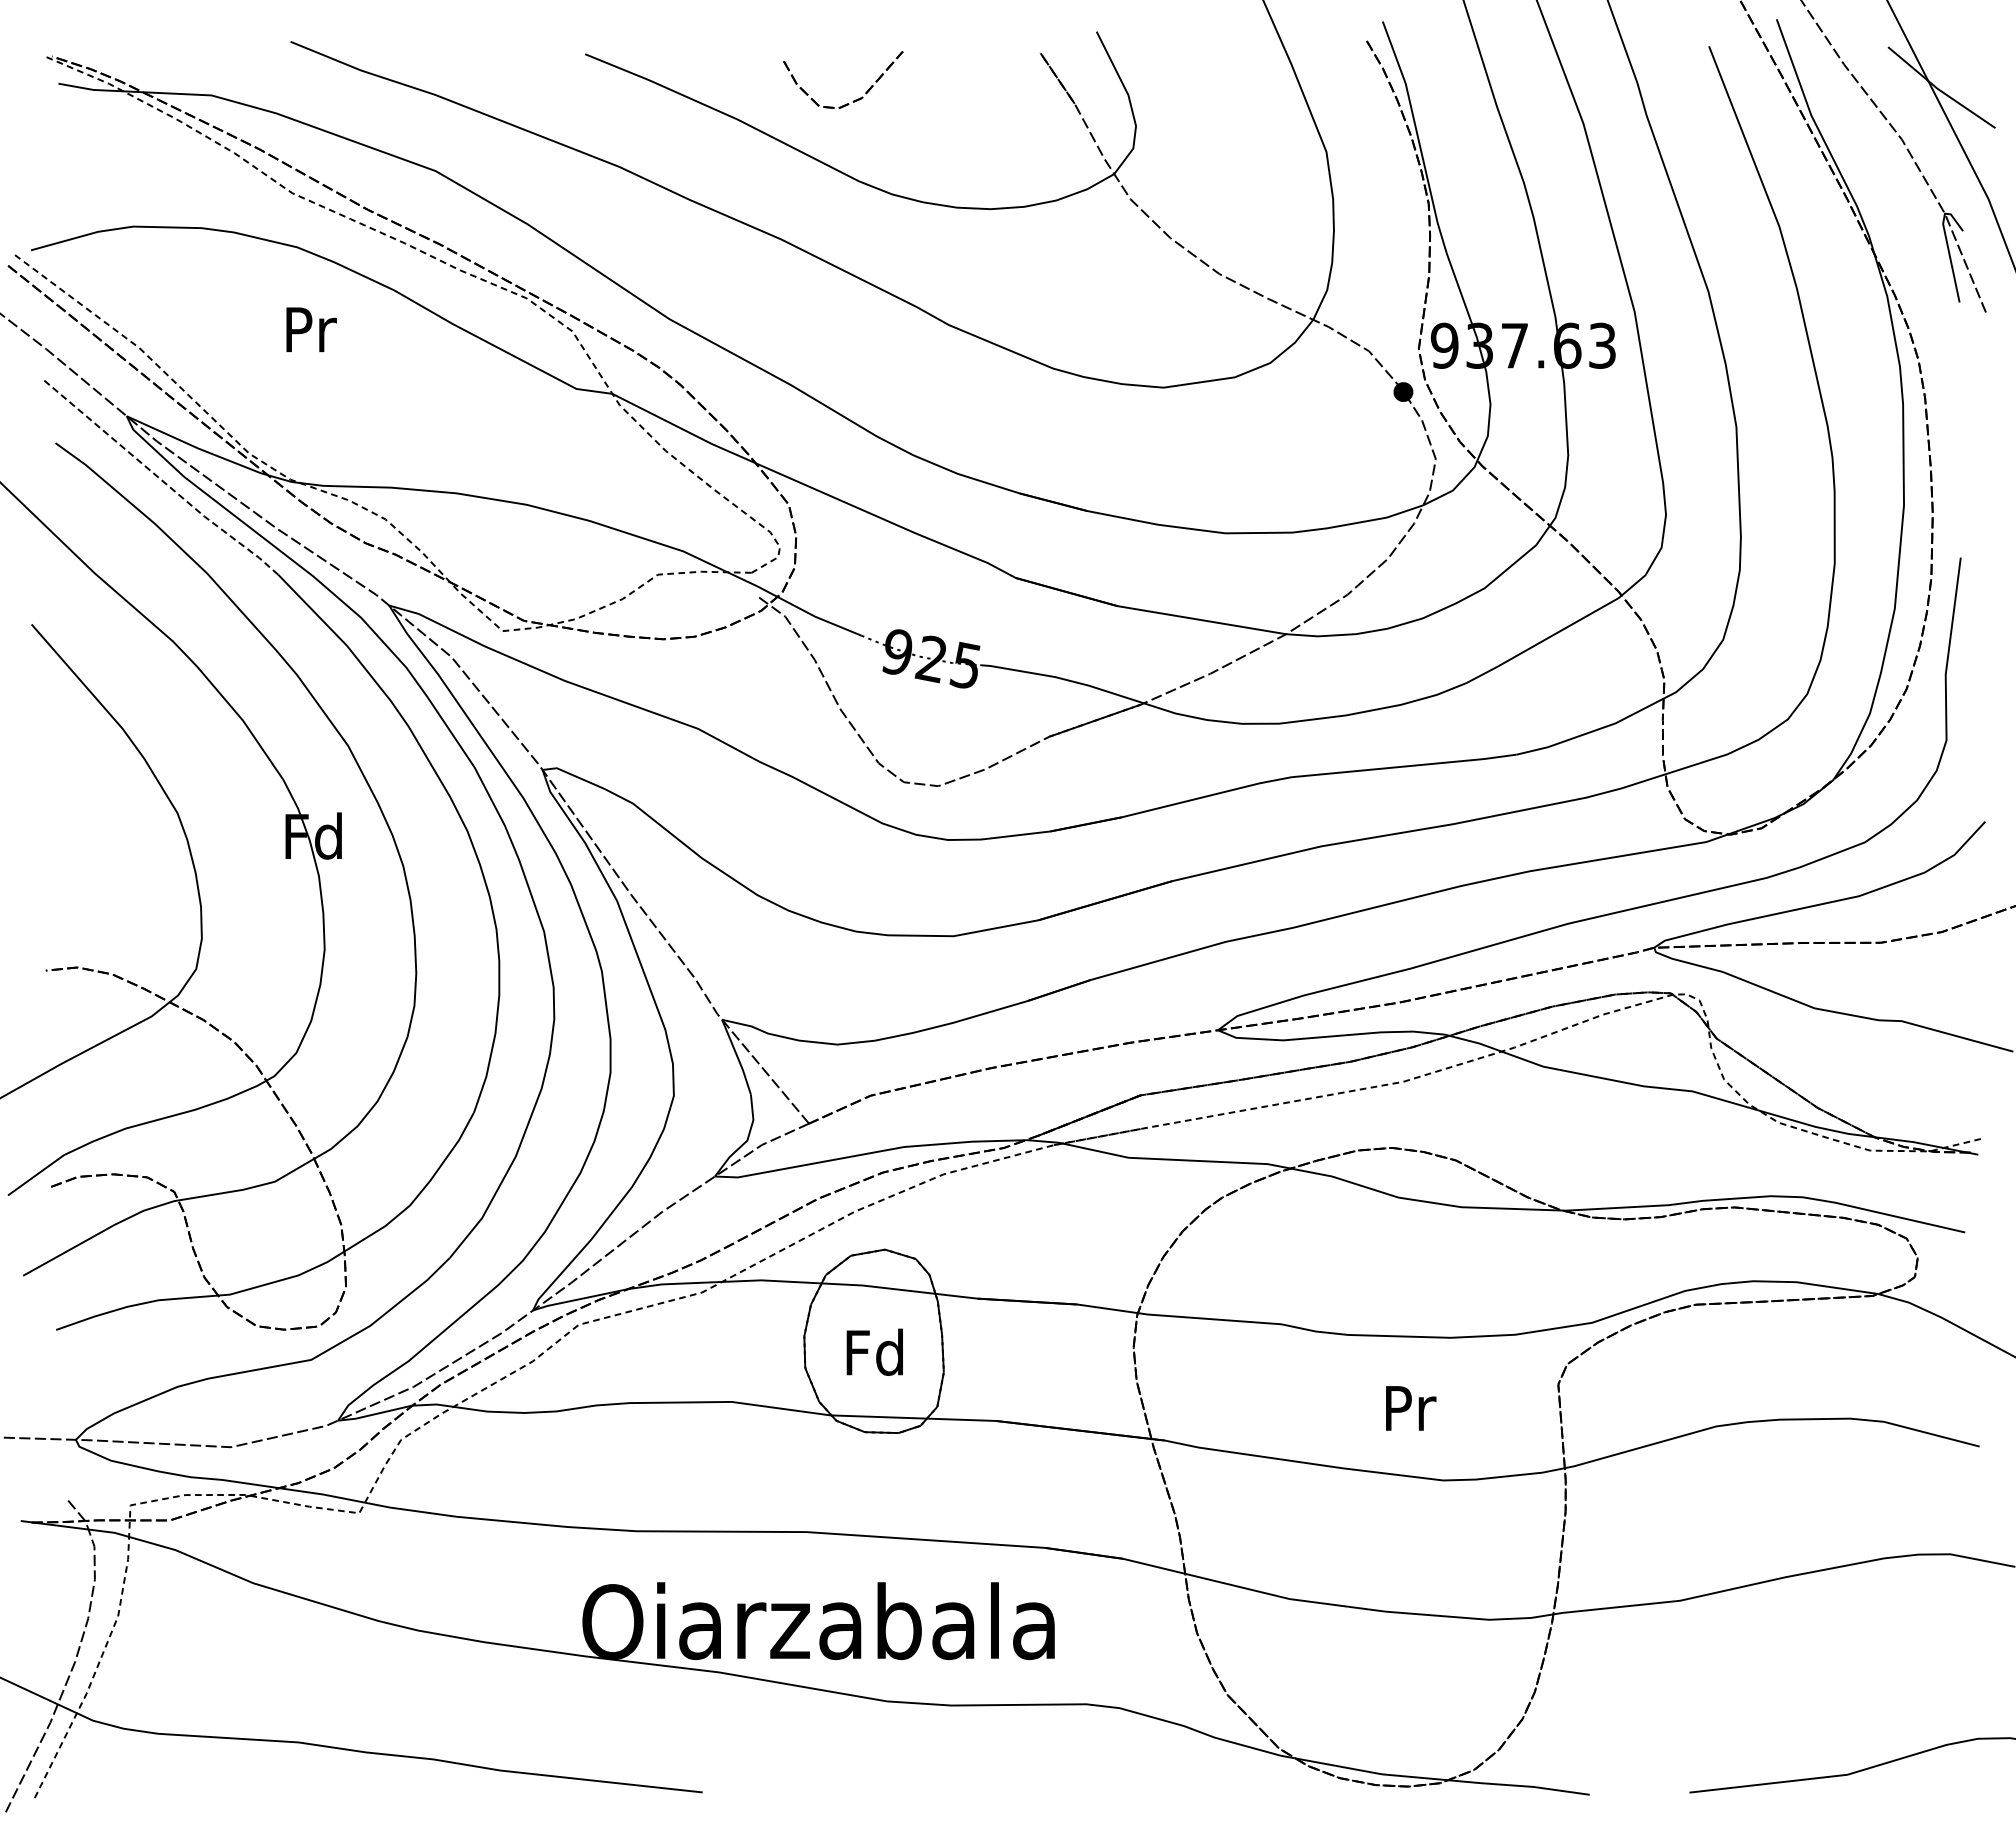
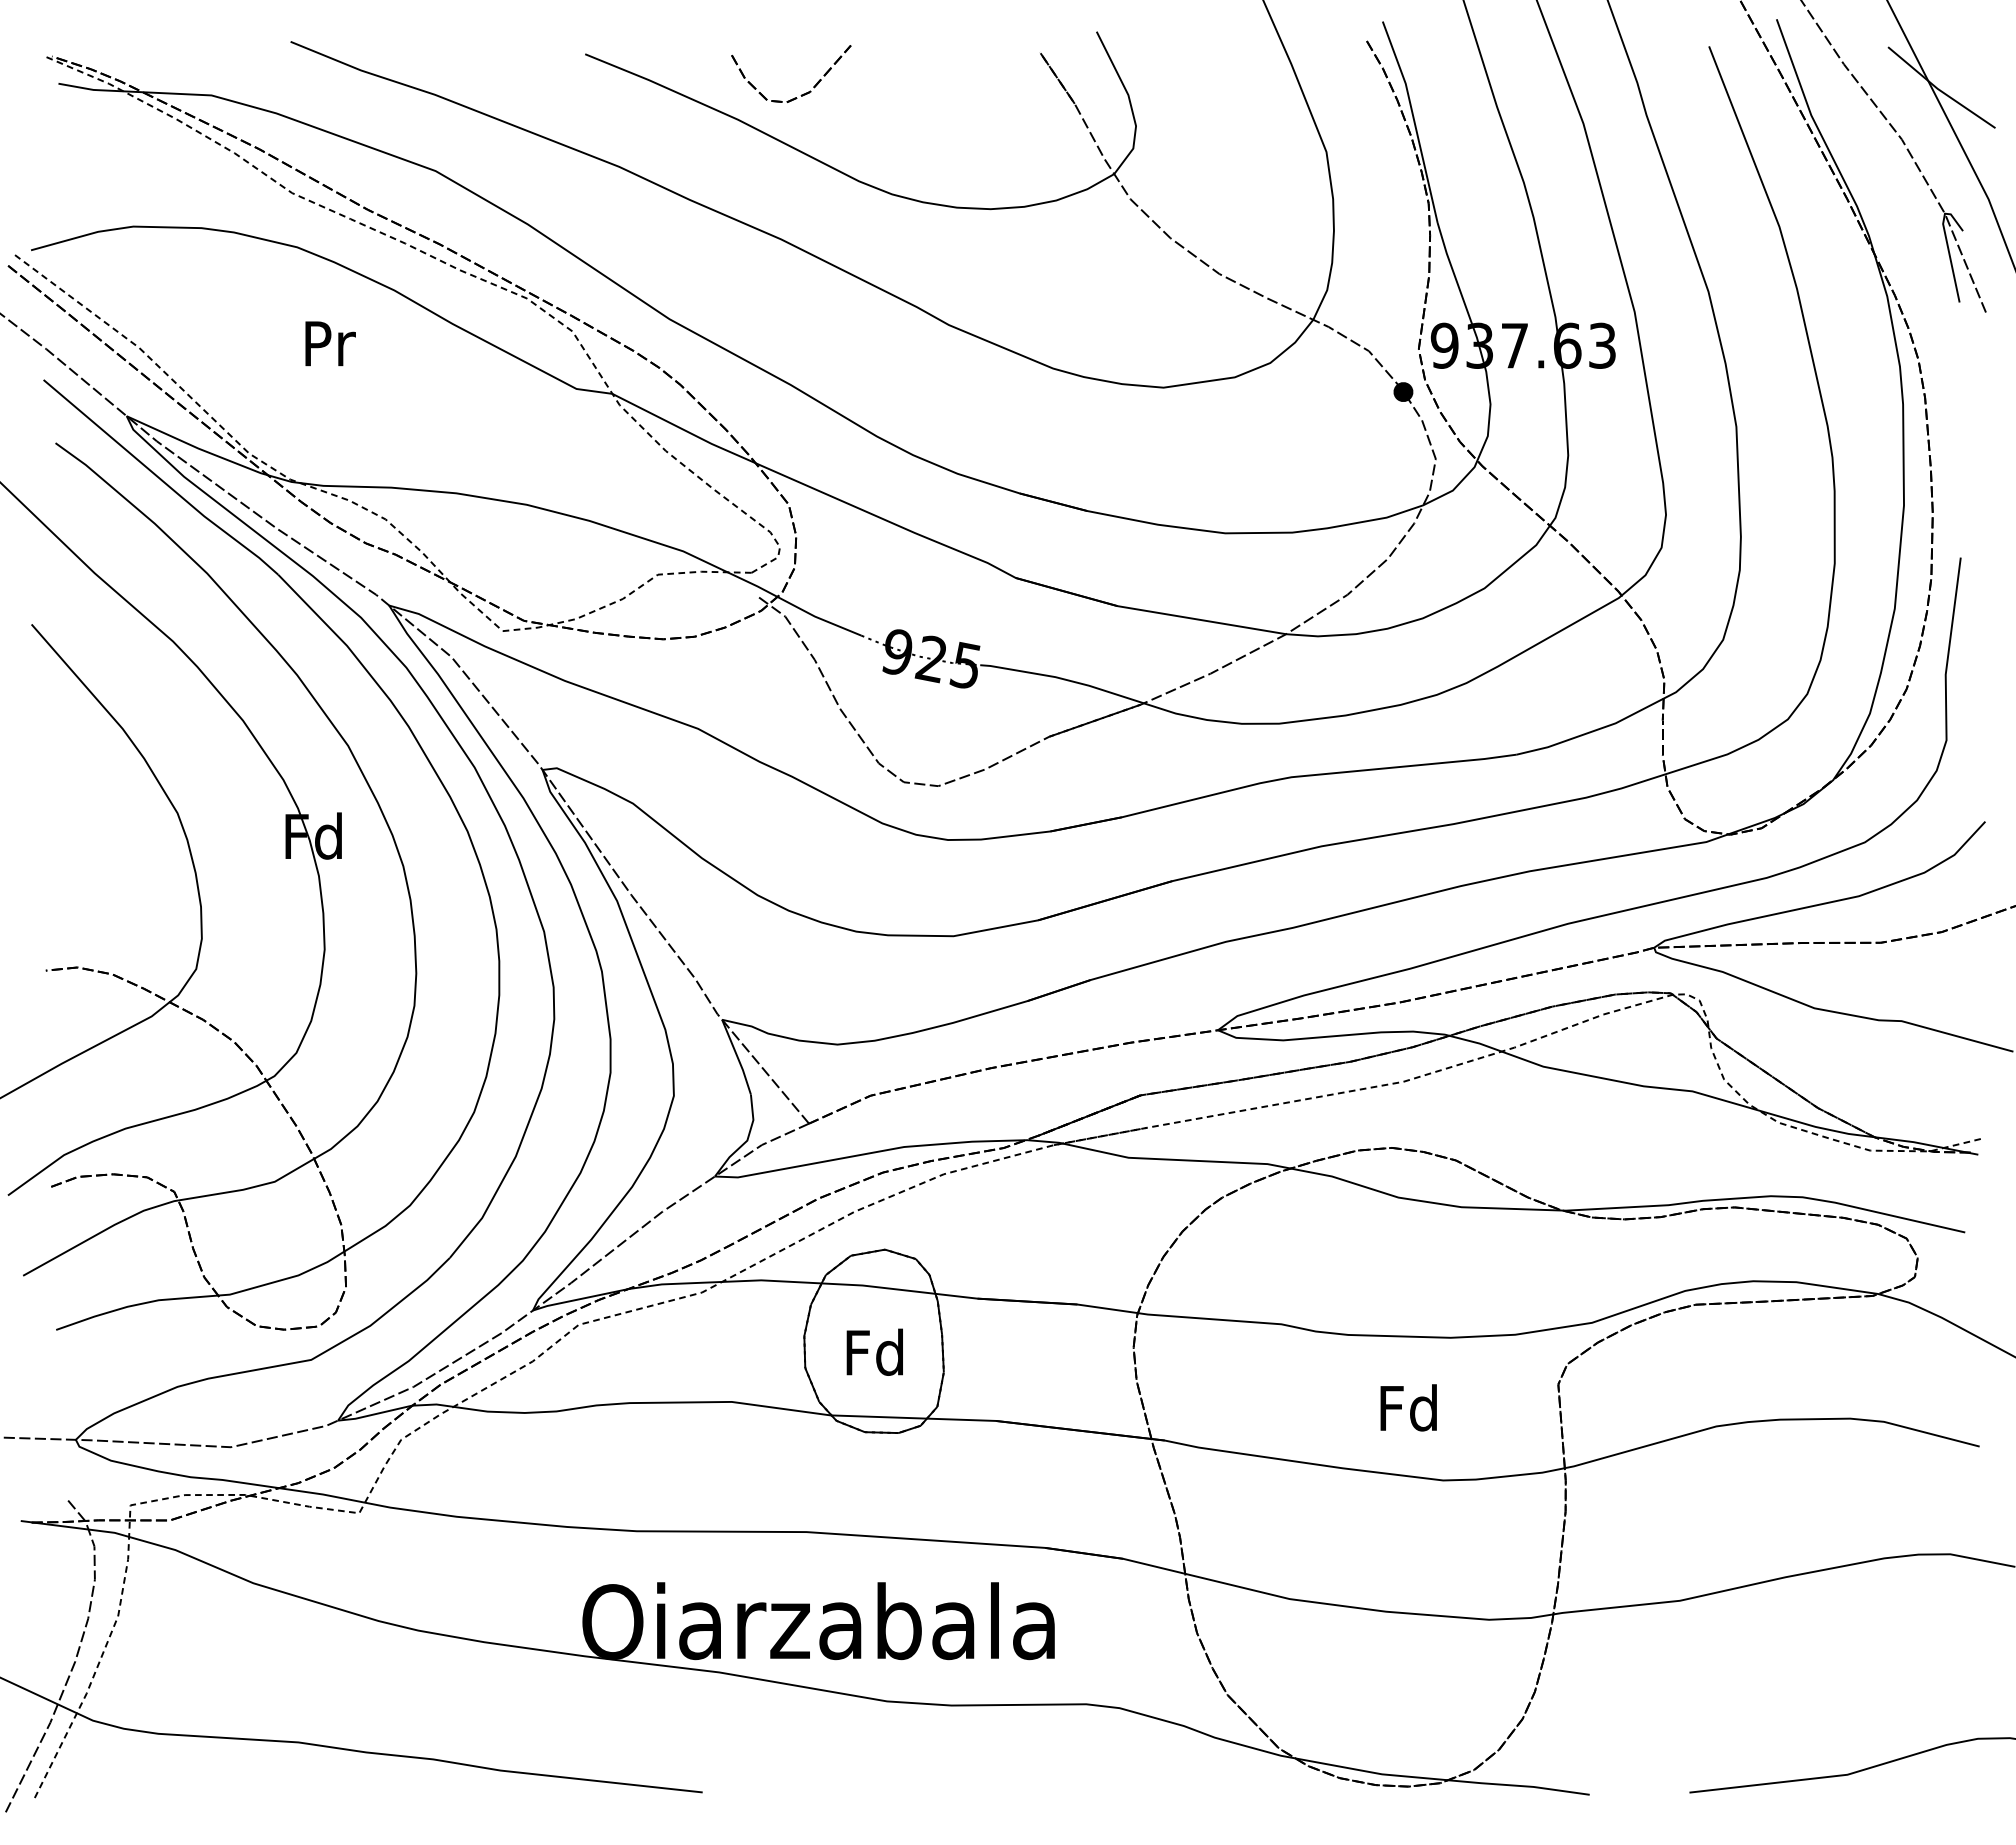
part position: (853, 100) -> (801, 94) (801, 94)
text position: (311, 329) -> (330, 343) (330, 343)
line: dashed -> solid (160, 479)
text: Pr -> Fd (1408, 1407)
